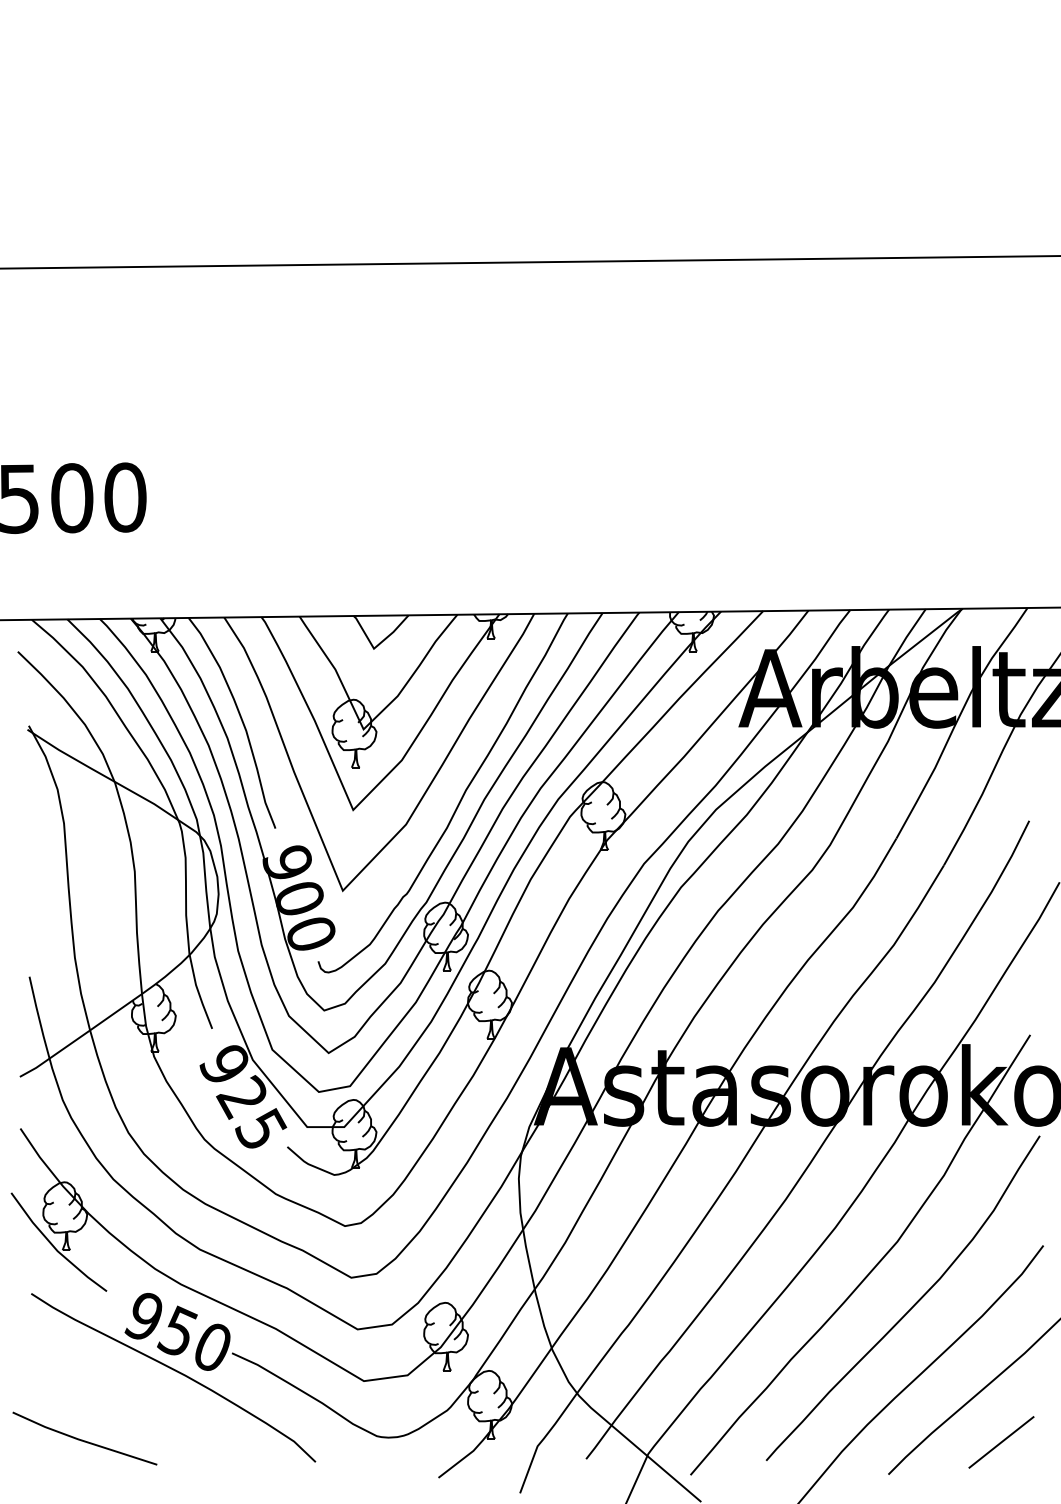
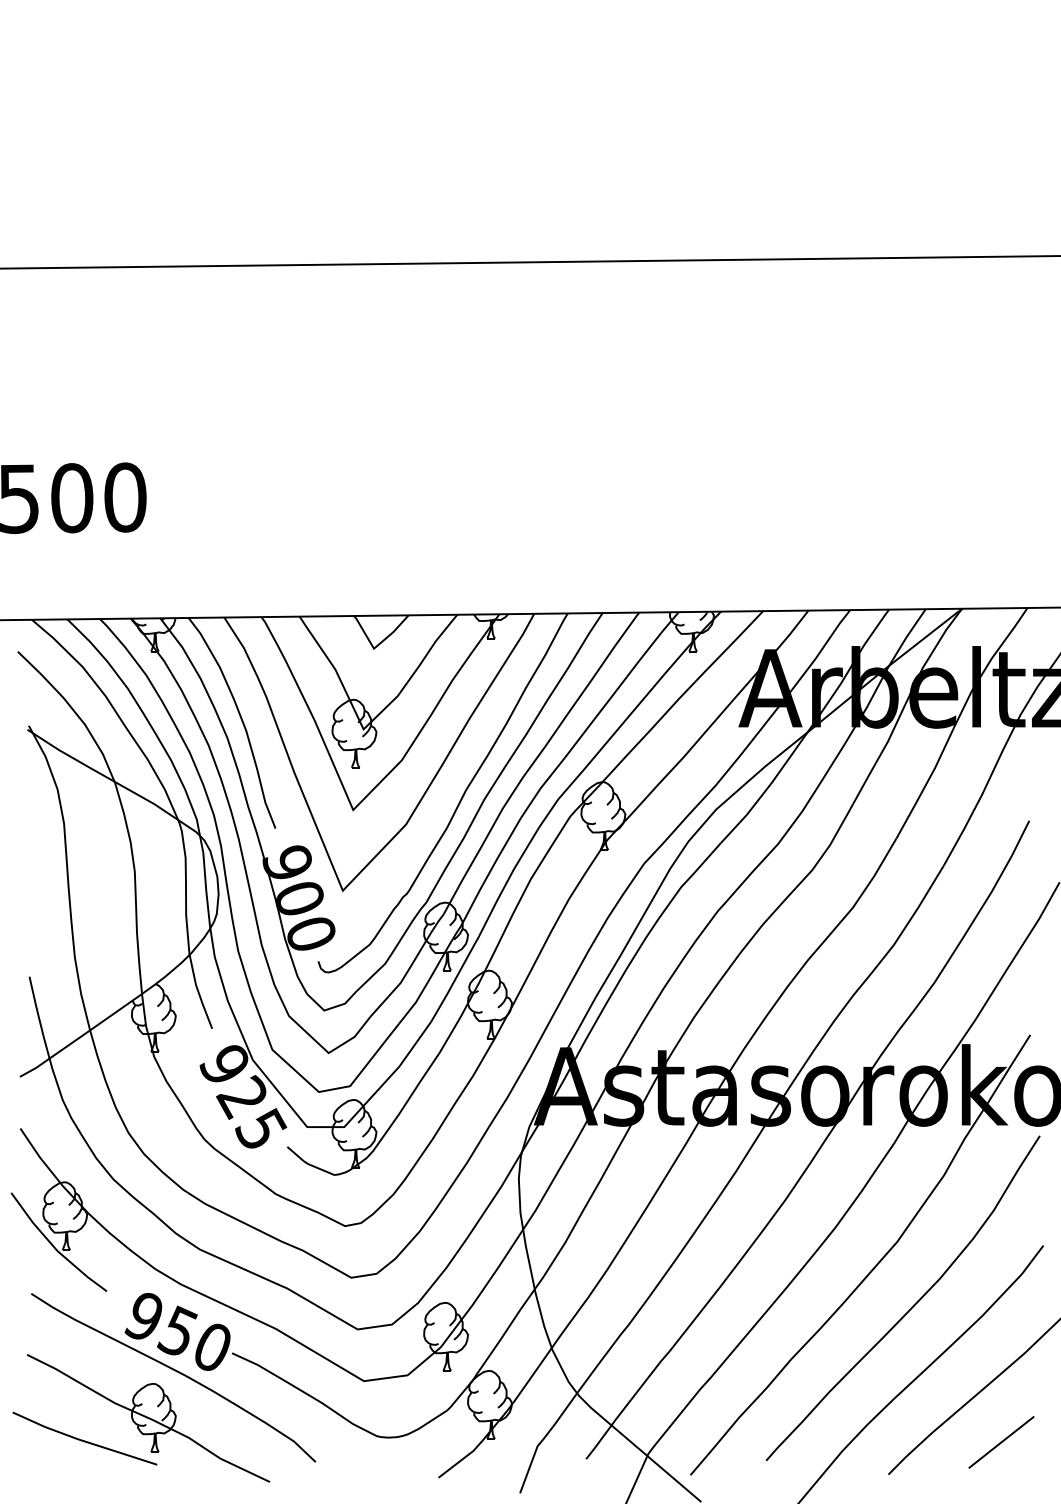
part: none -> present (148, 1418)
